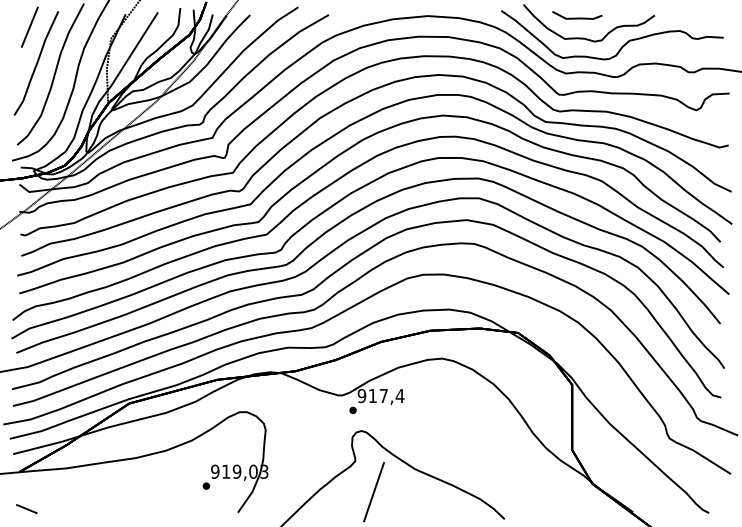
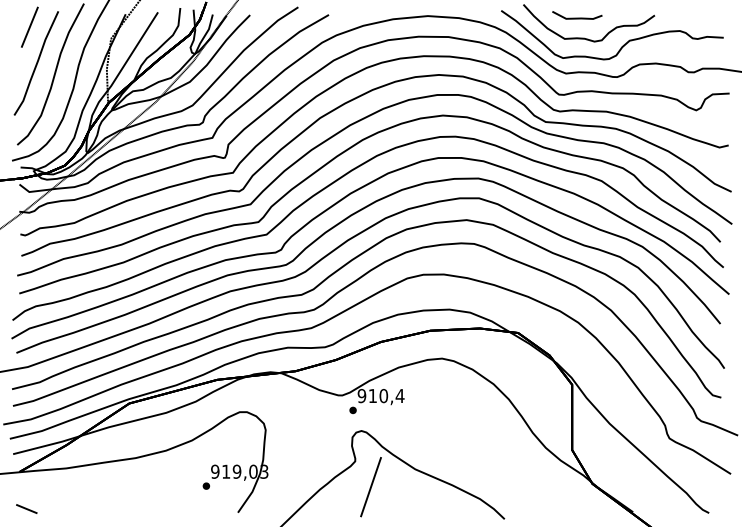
text: 917,4 -> 910,4 (383, 396)
line position: (373, 492) -> (370, 487) (370, 487)
